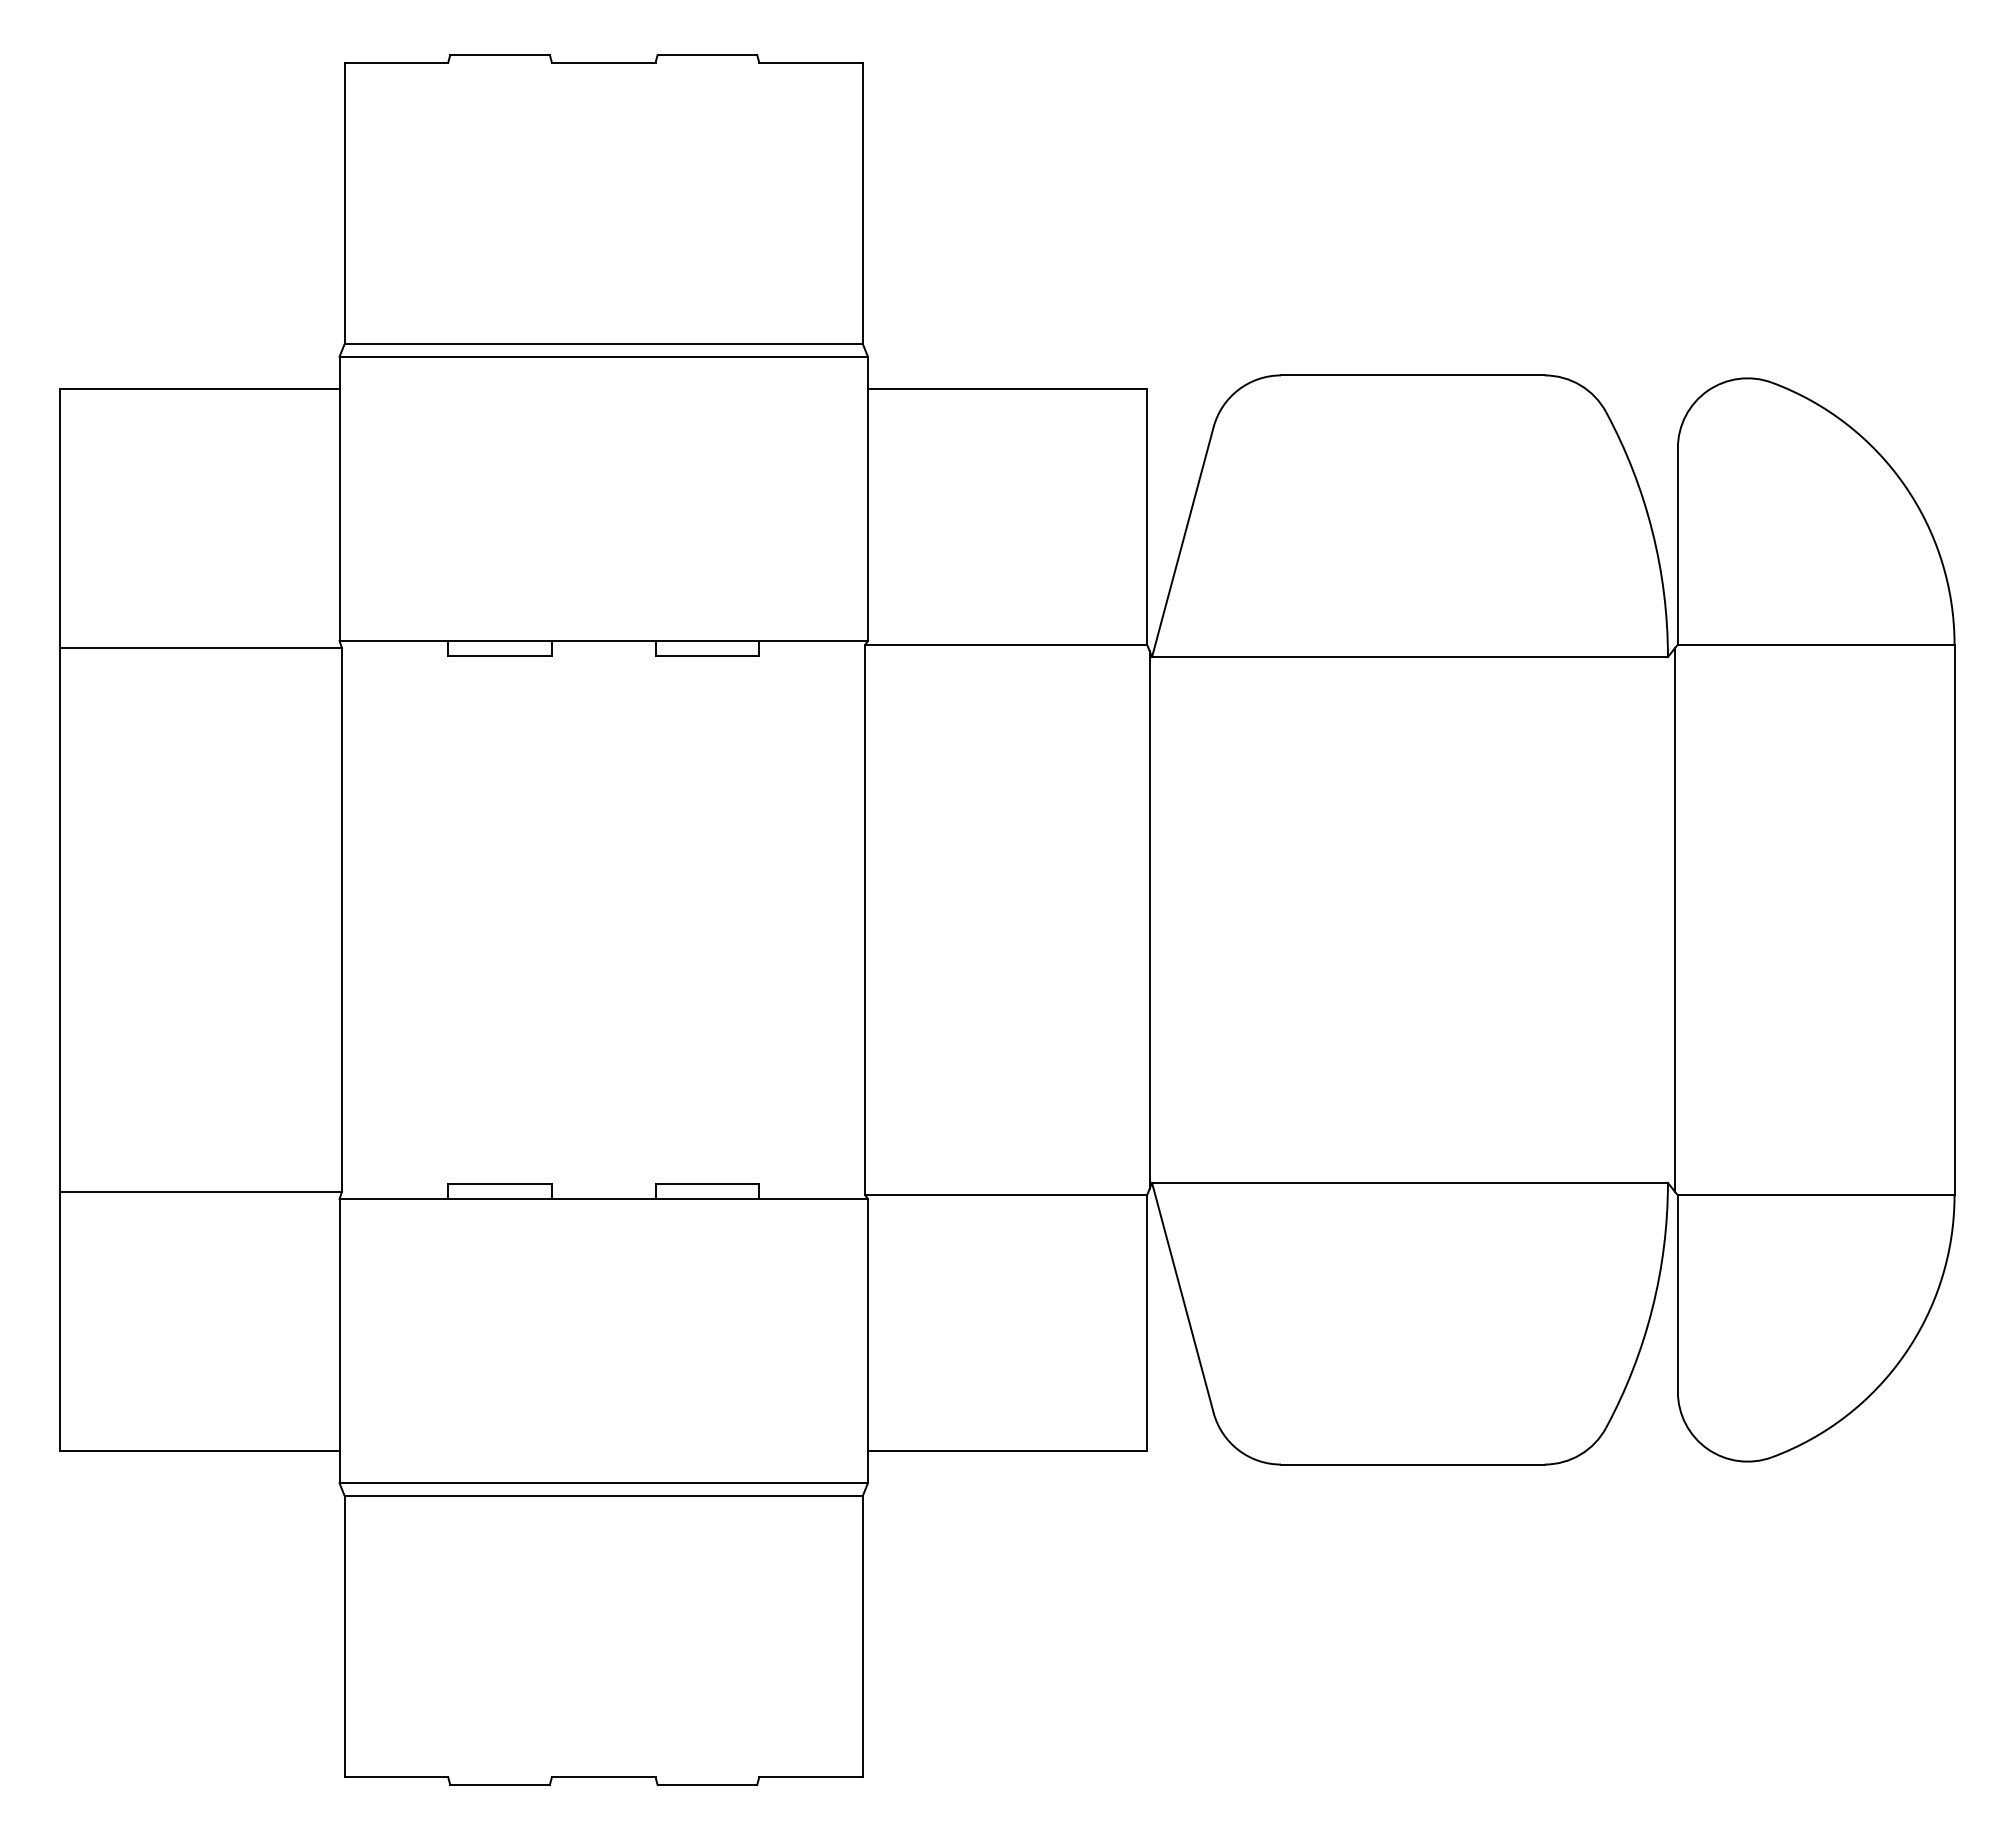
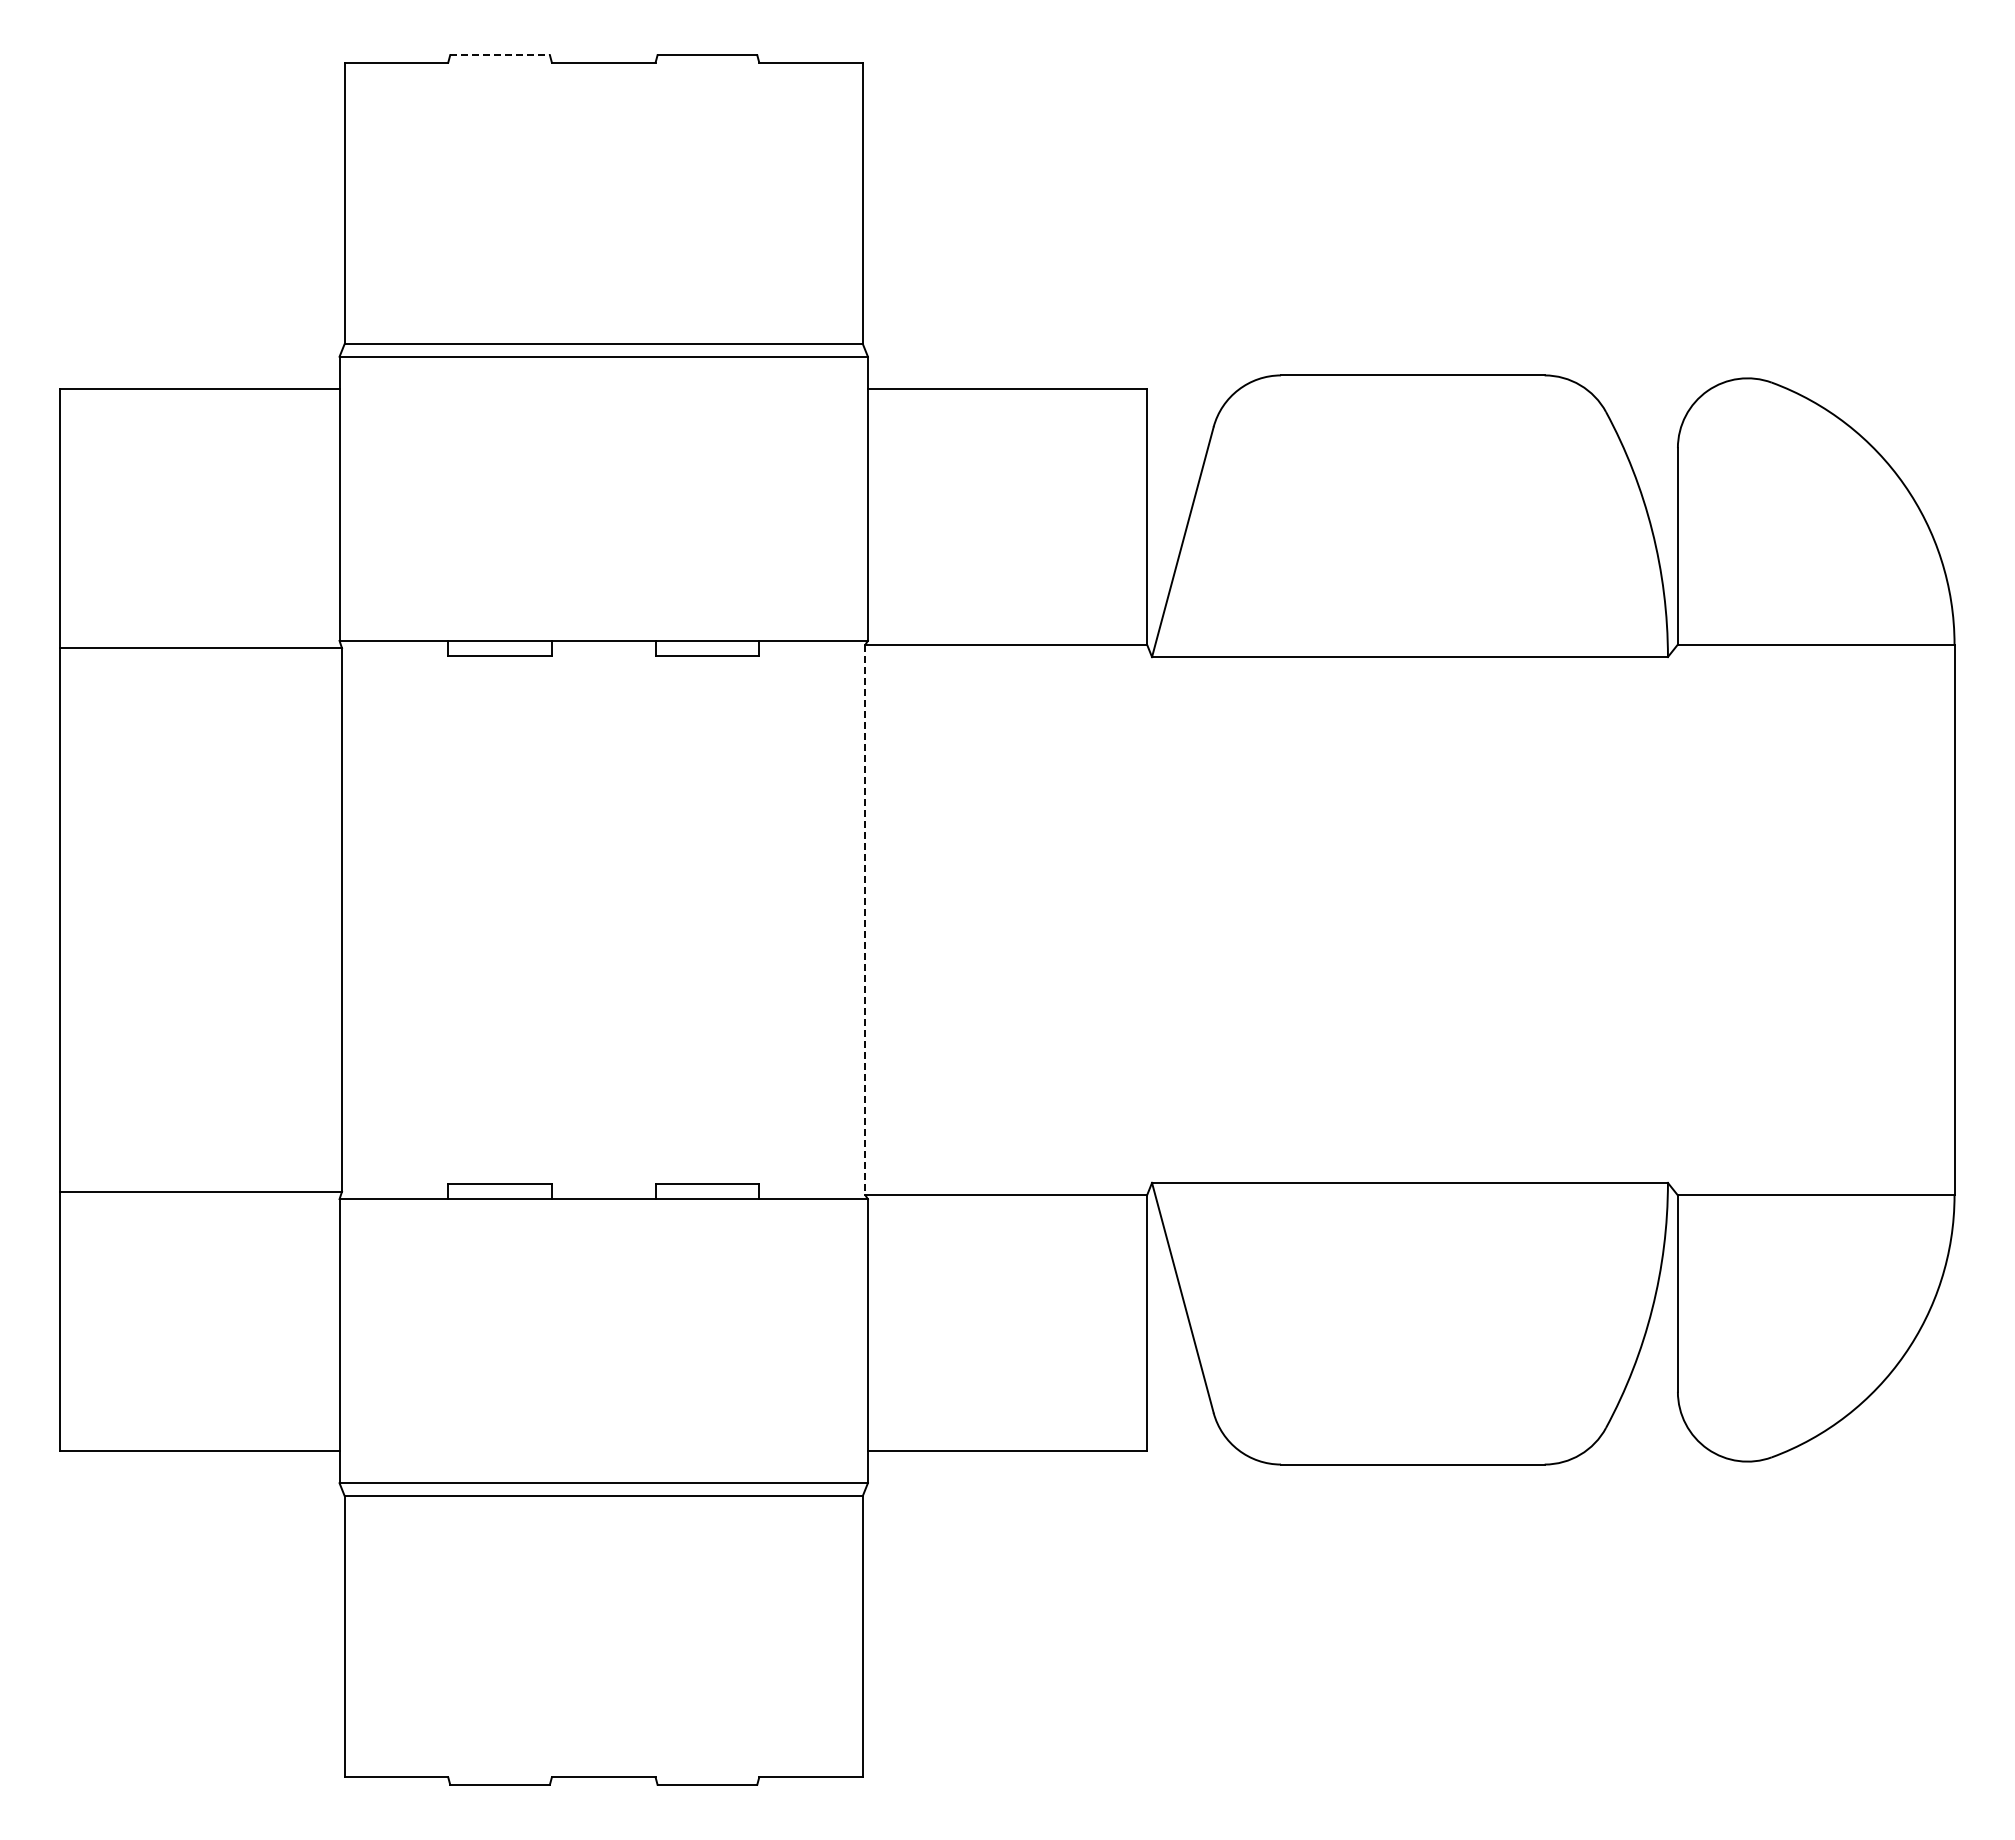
line: solid -> dashed (500, 55)
line: present -> none (1149, 919)
line: present -> none (1675, 919)
line: solid -> dashed (865, 920)
